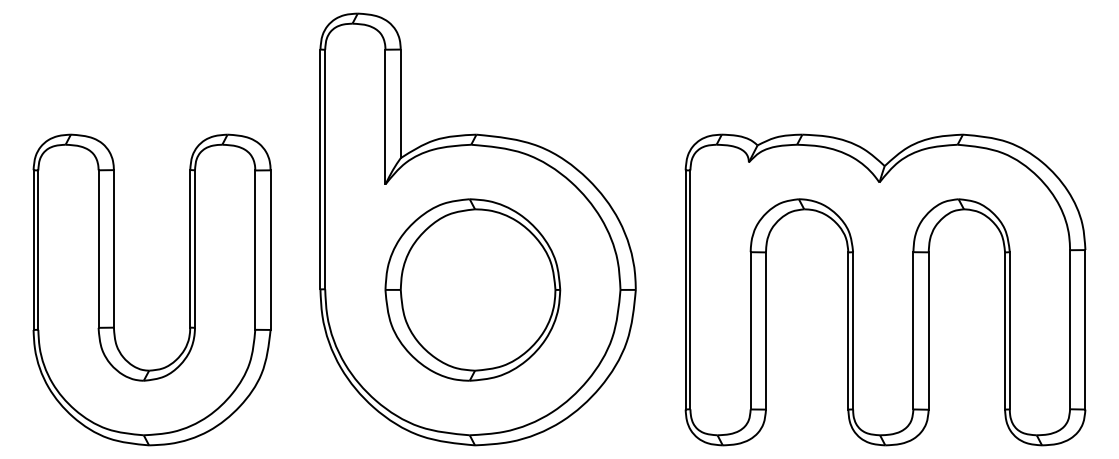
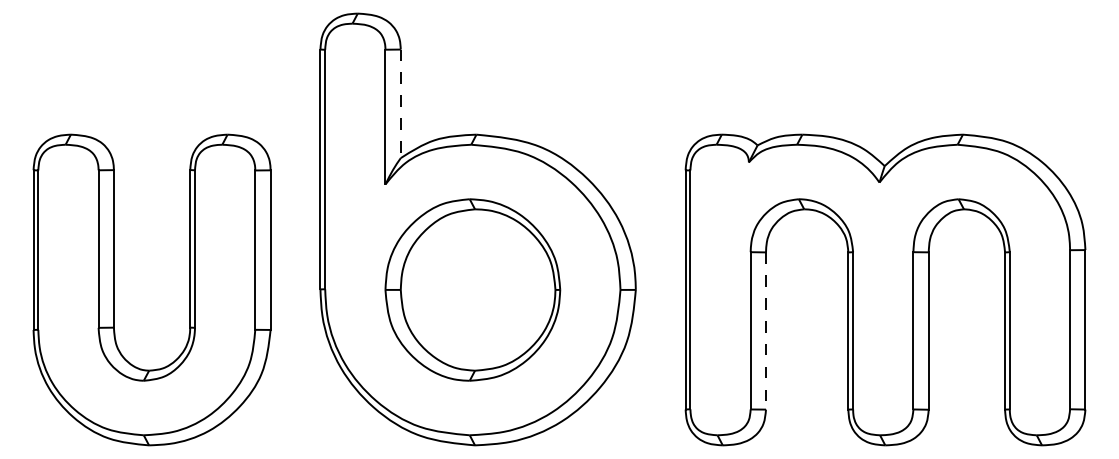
line: solid -> dashed (400, 104)
line: solid -> dashed (766, 331)
